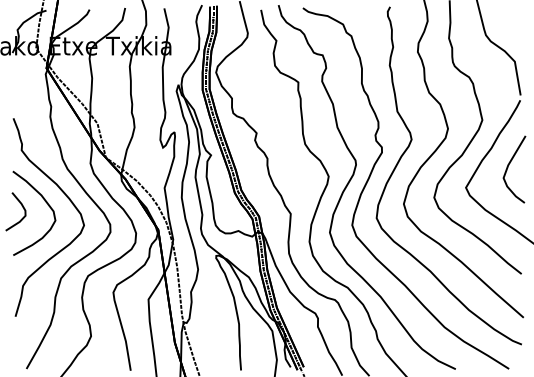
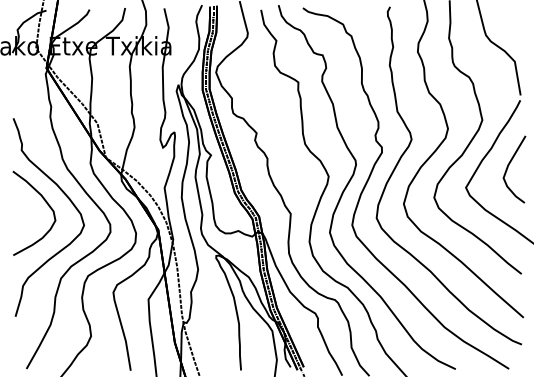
curve: present -> none (22, 207)
